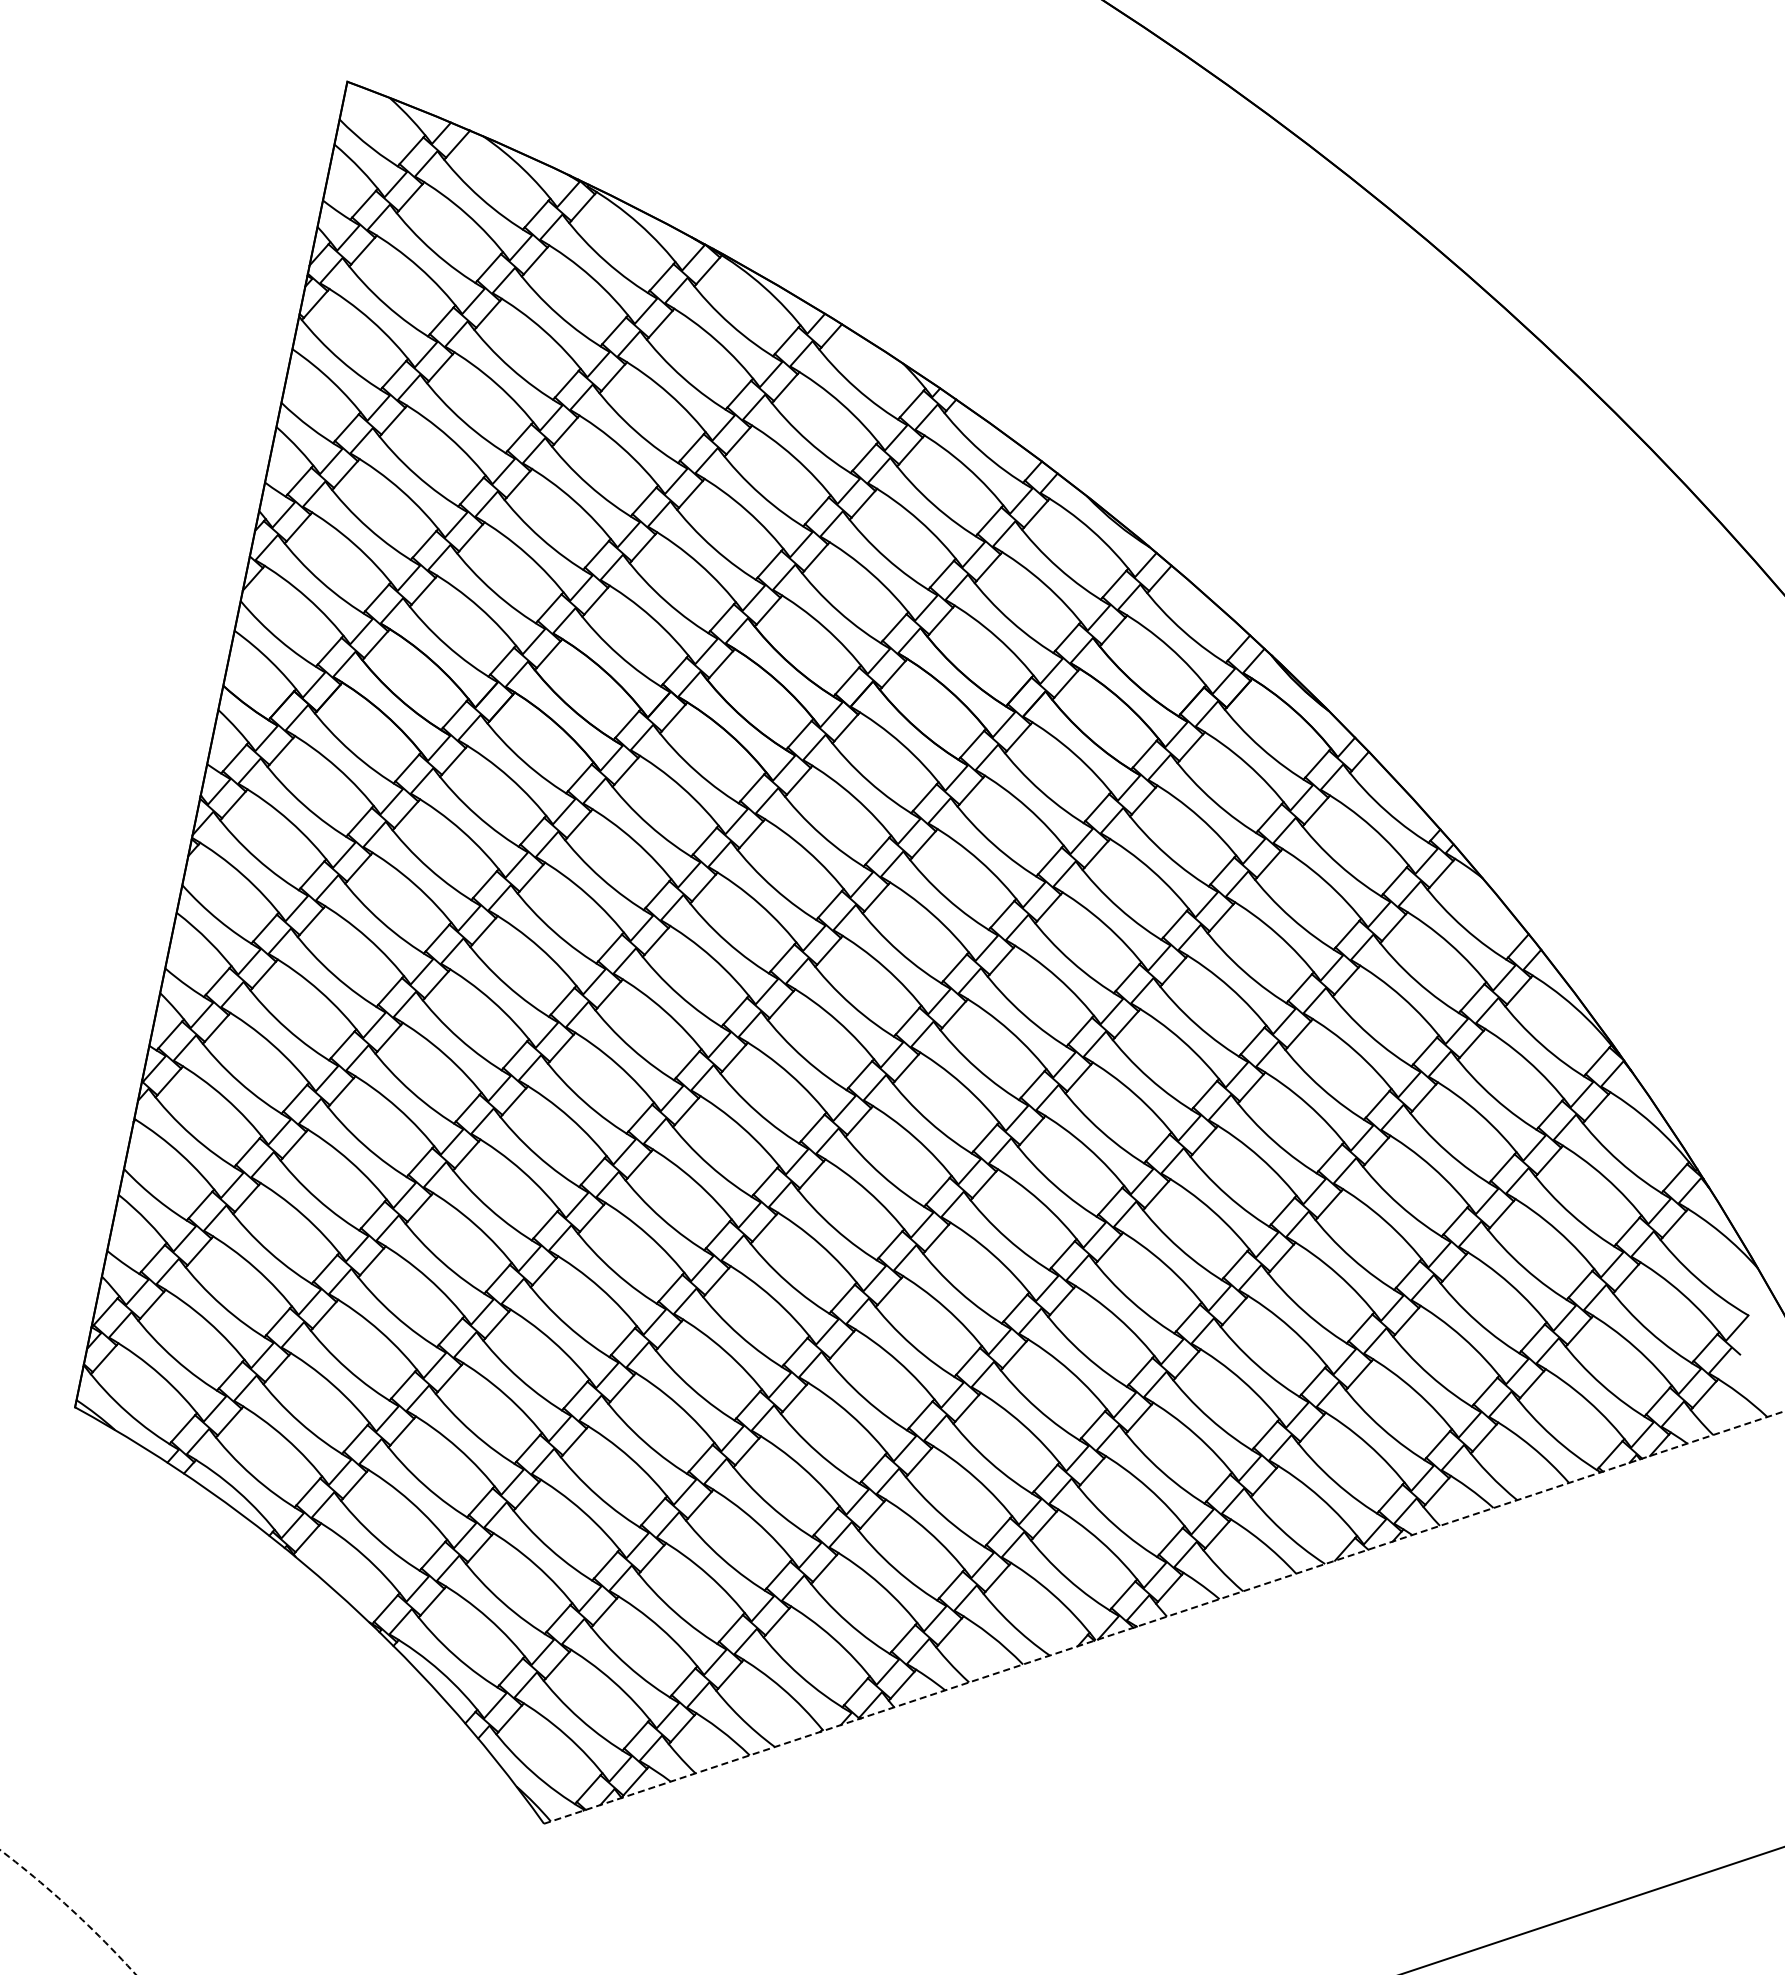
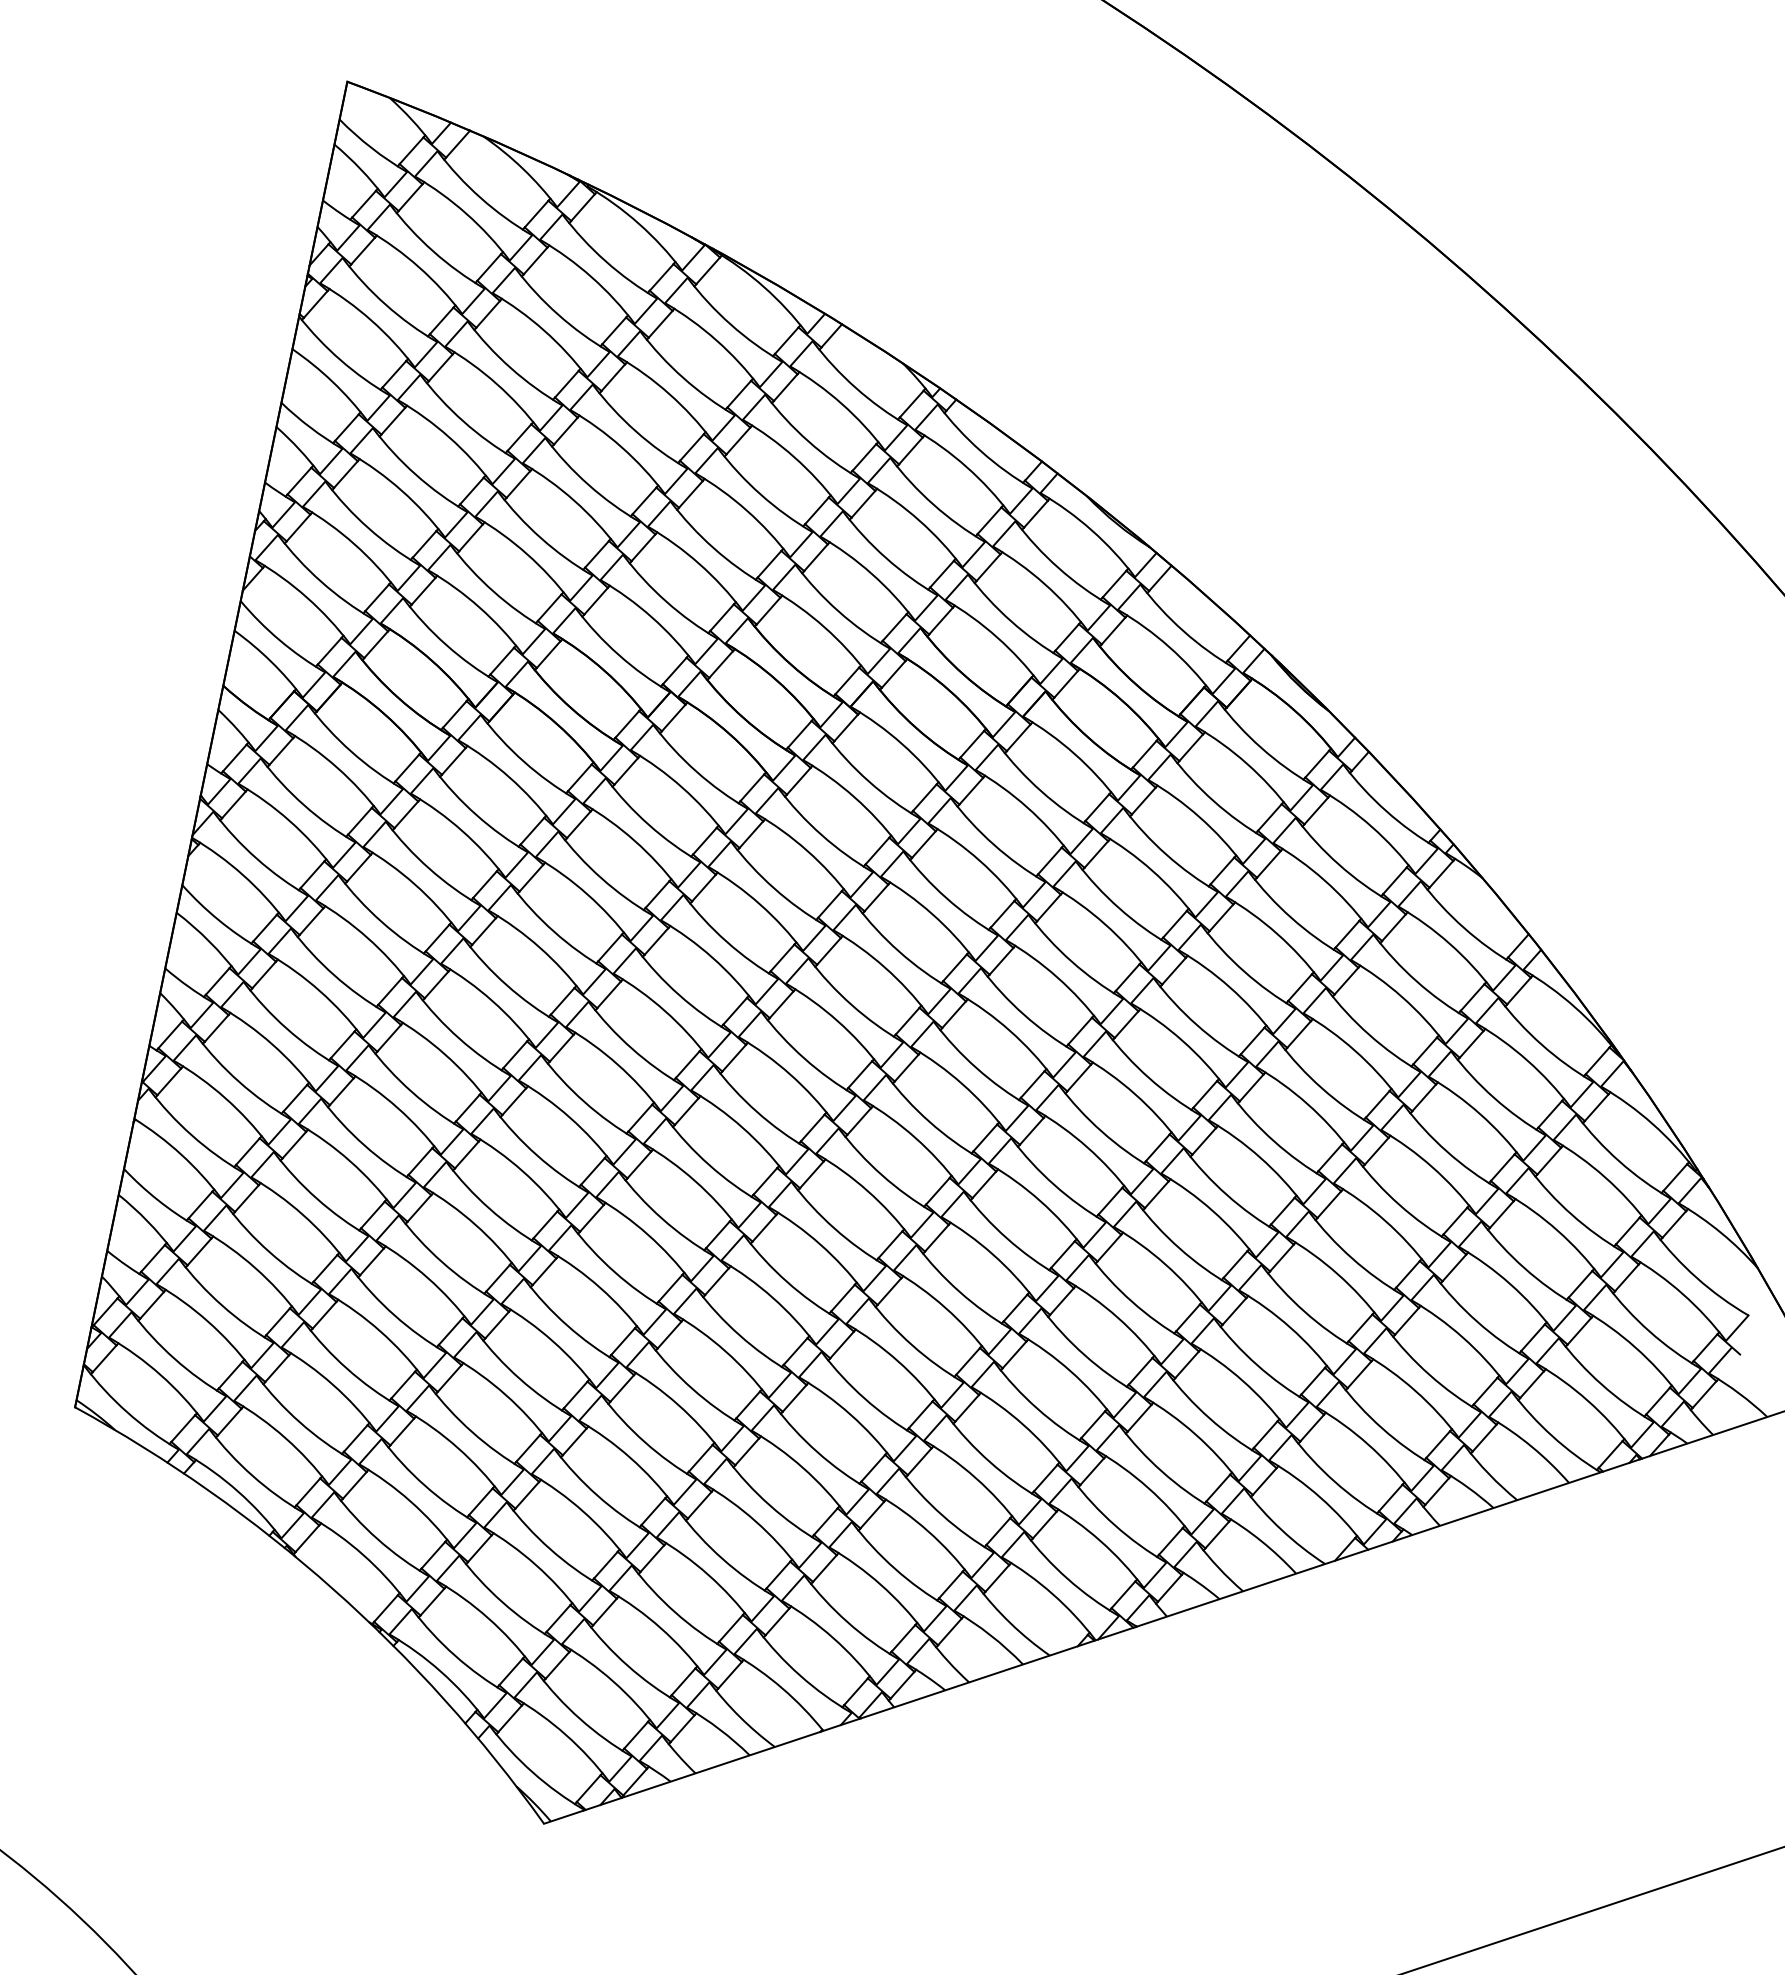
line: dashed -> solid (1164, 1617)
arc: dashed -> solid (70, 1909)
